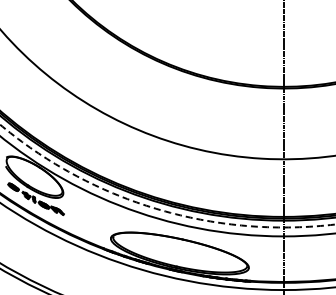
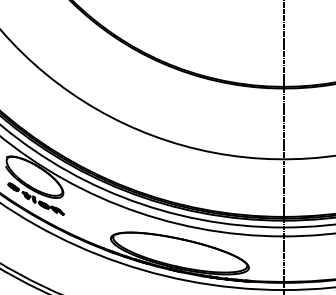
arc: dashed -> solid (158, 209)
